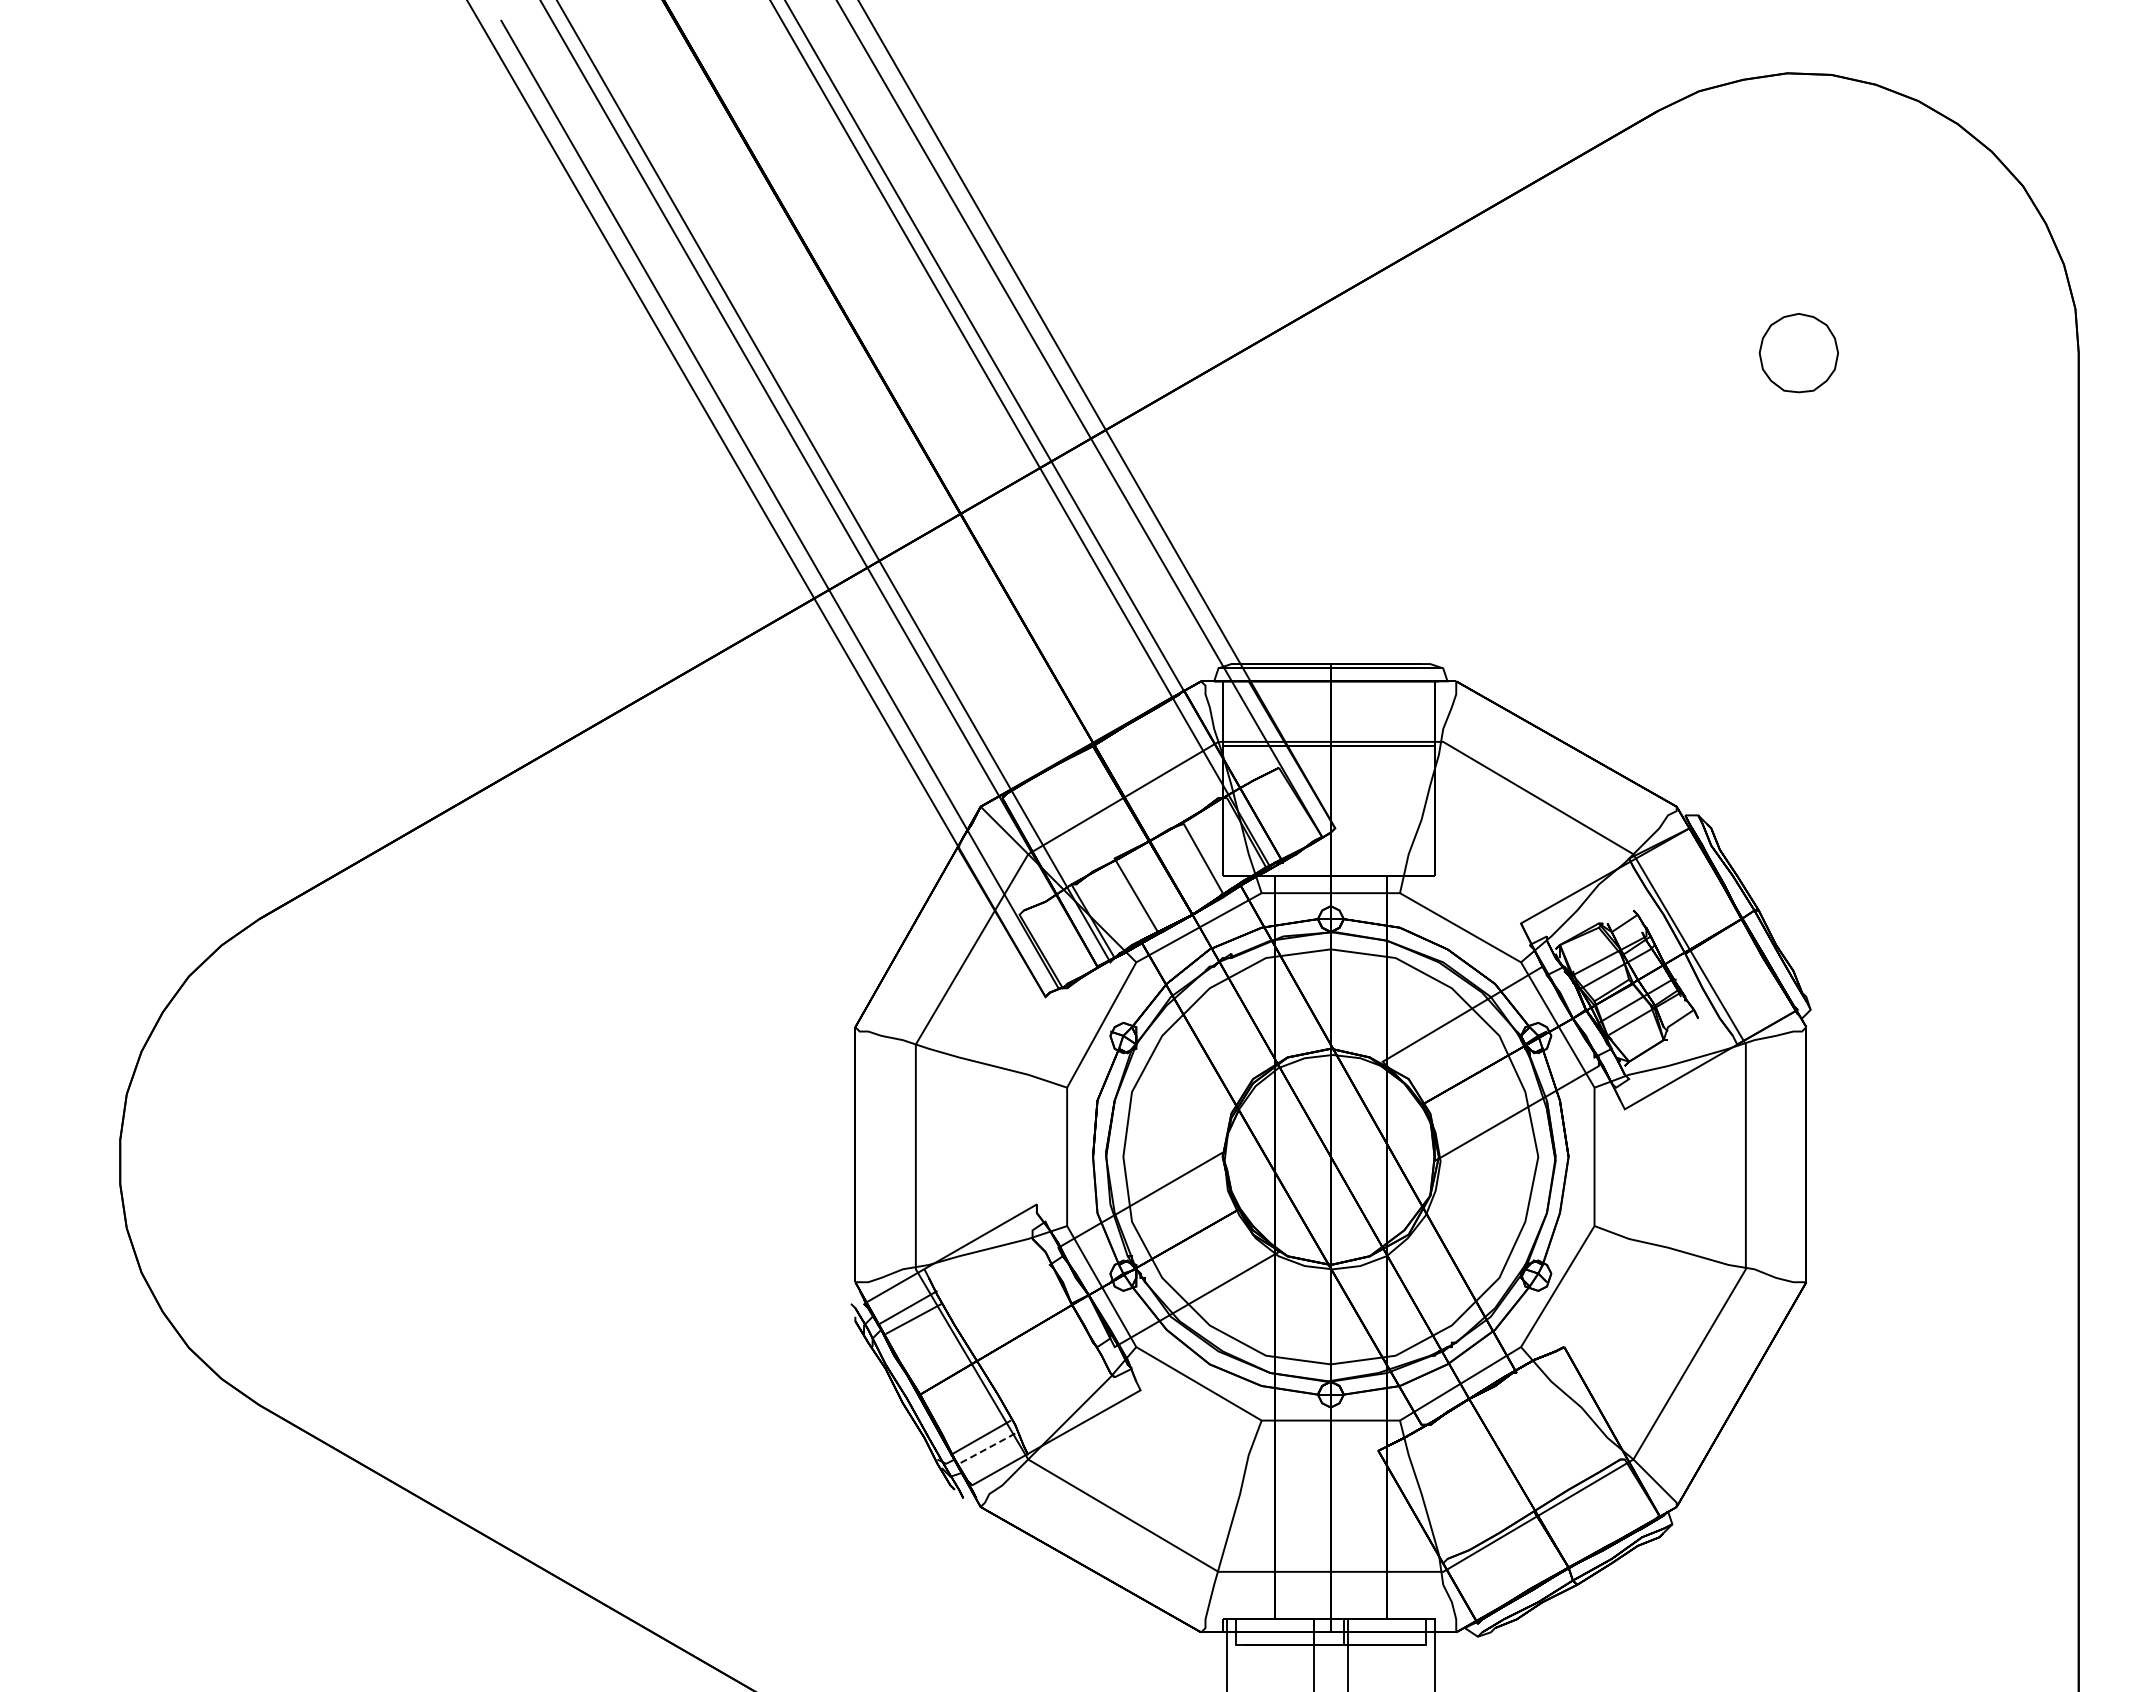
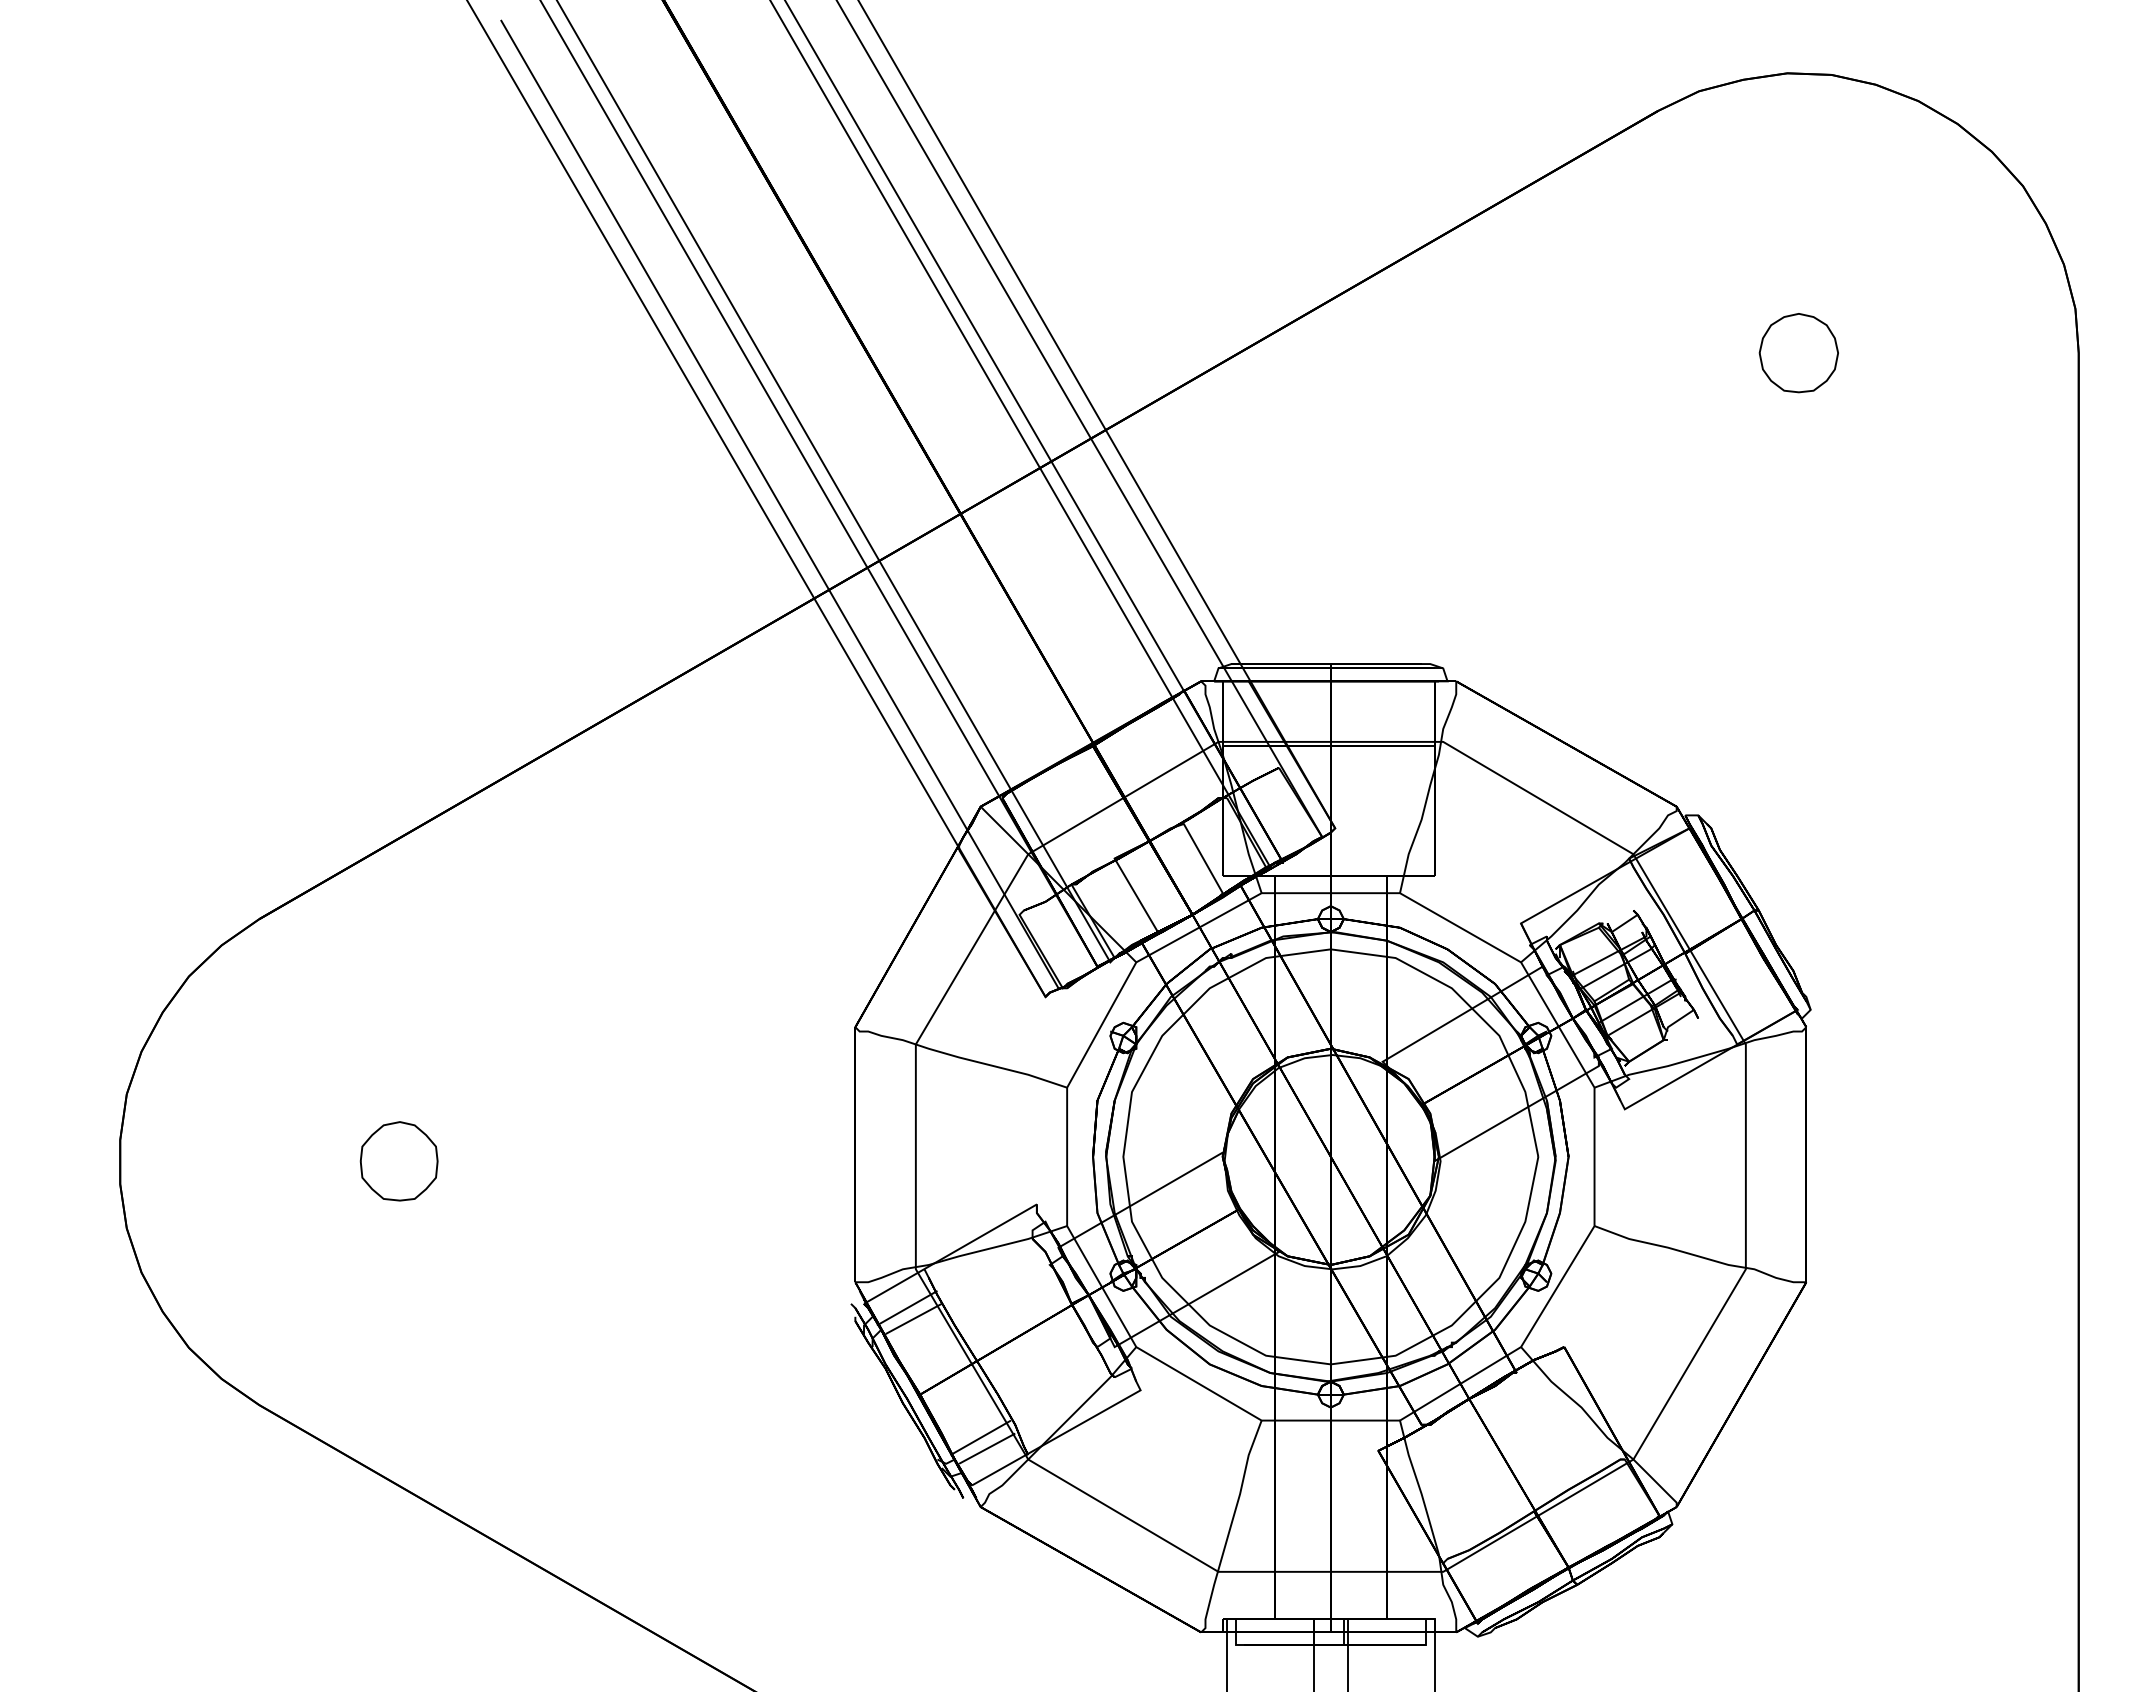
part: none -> present (398, 1161)
line: dashed -> solid (987, 1448)
